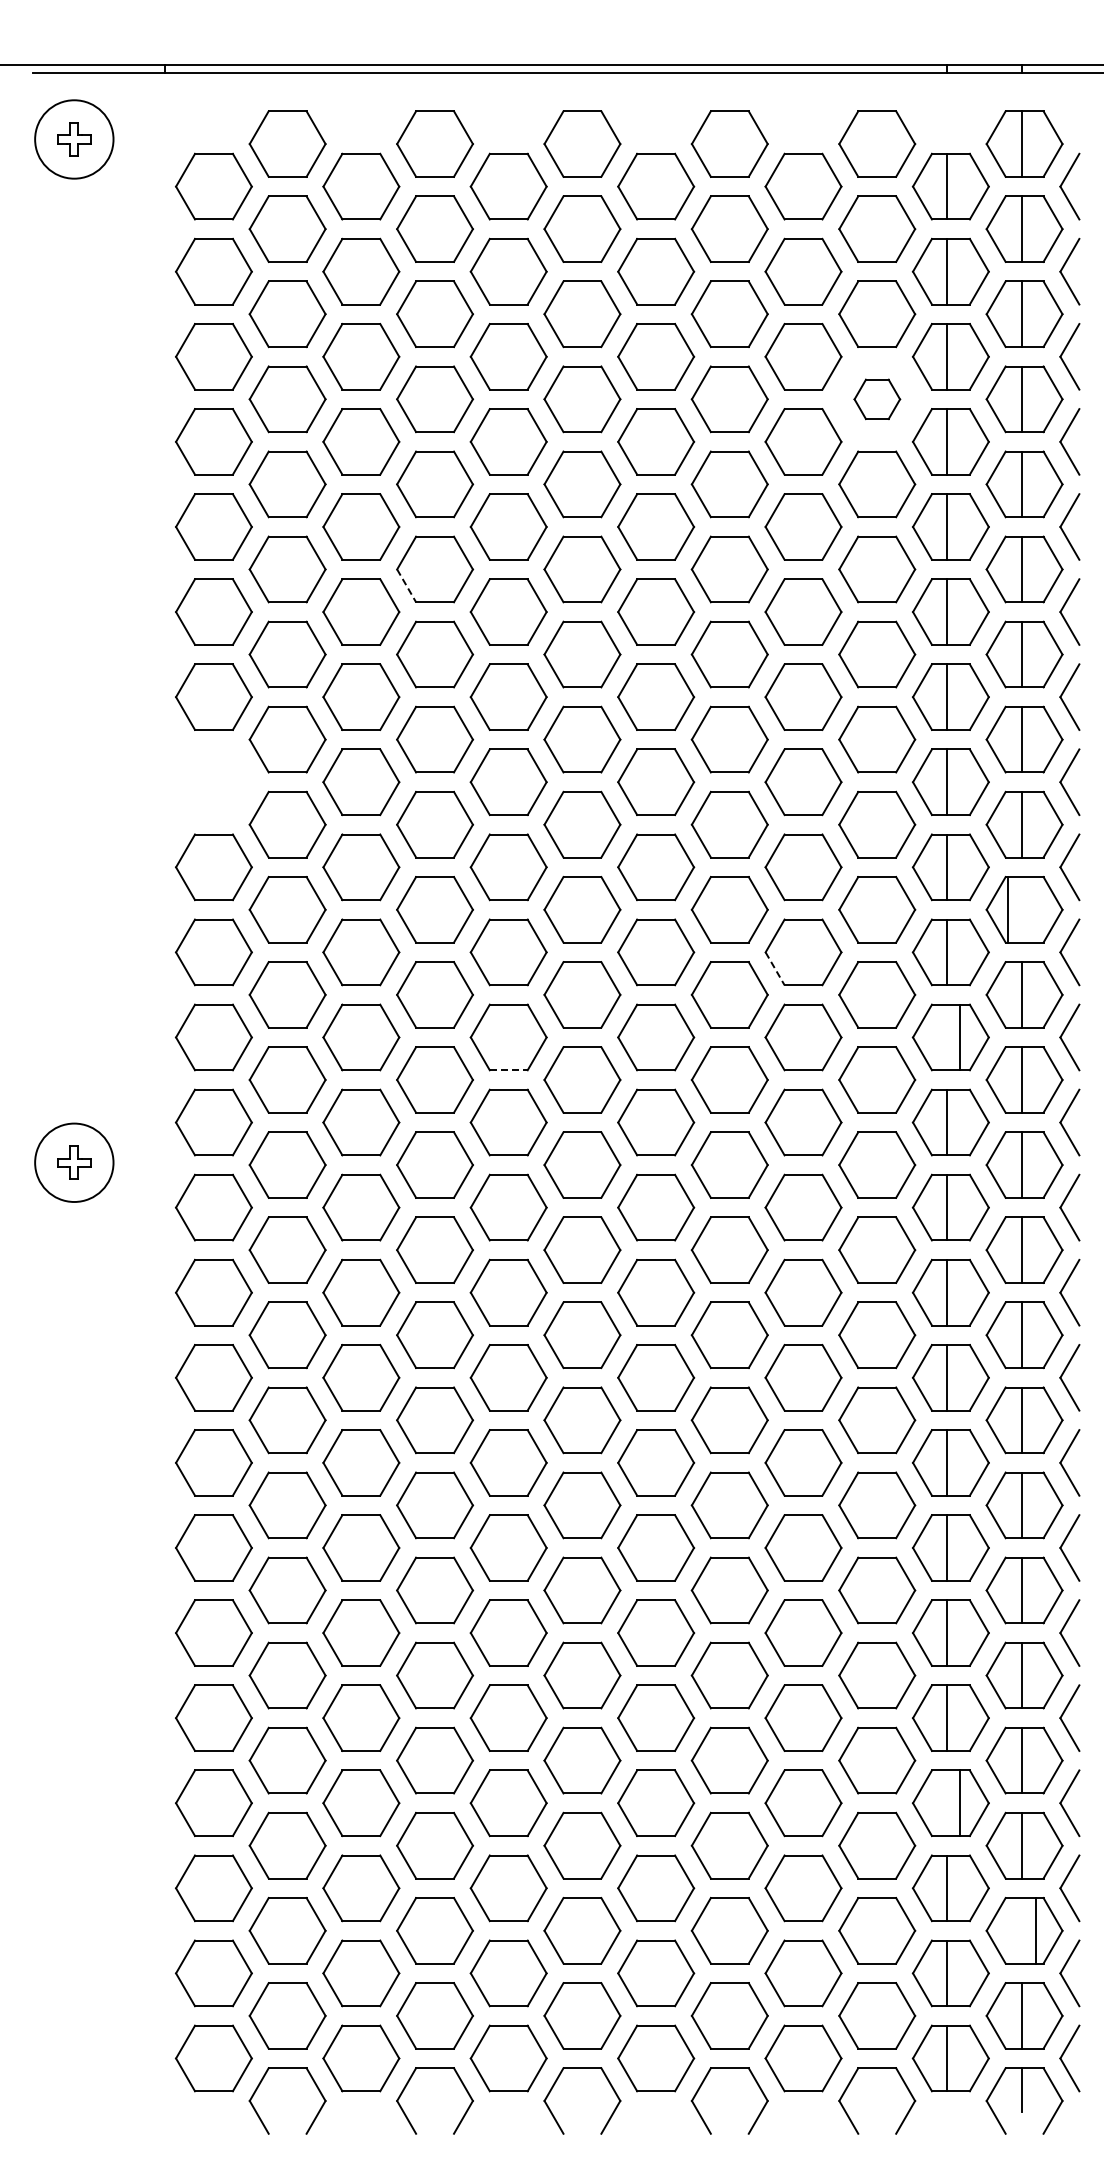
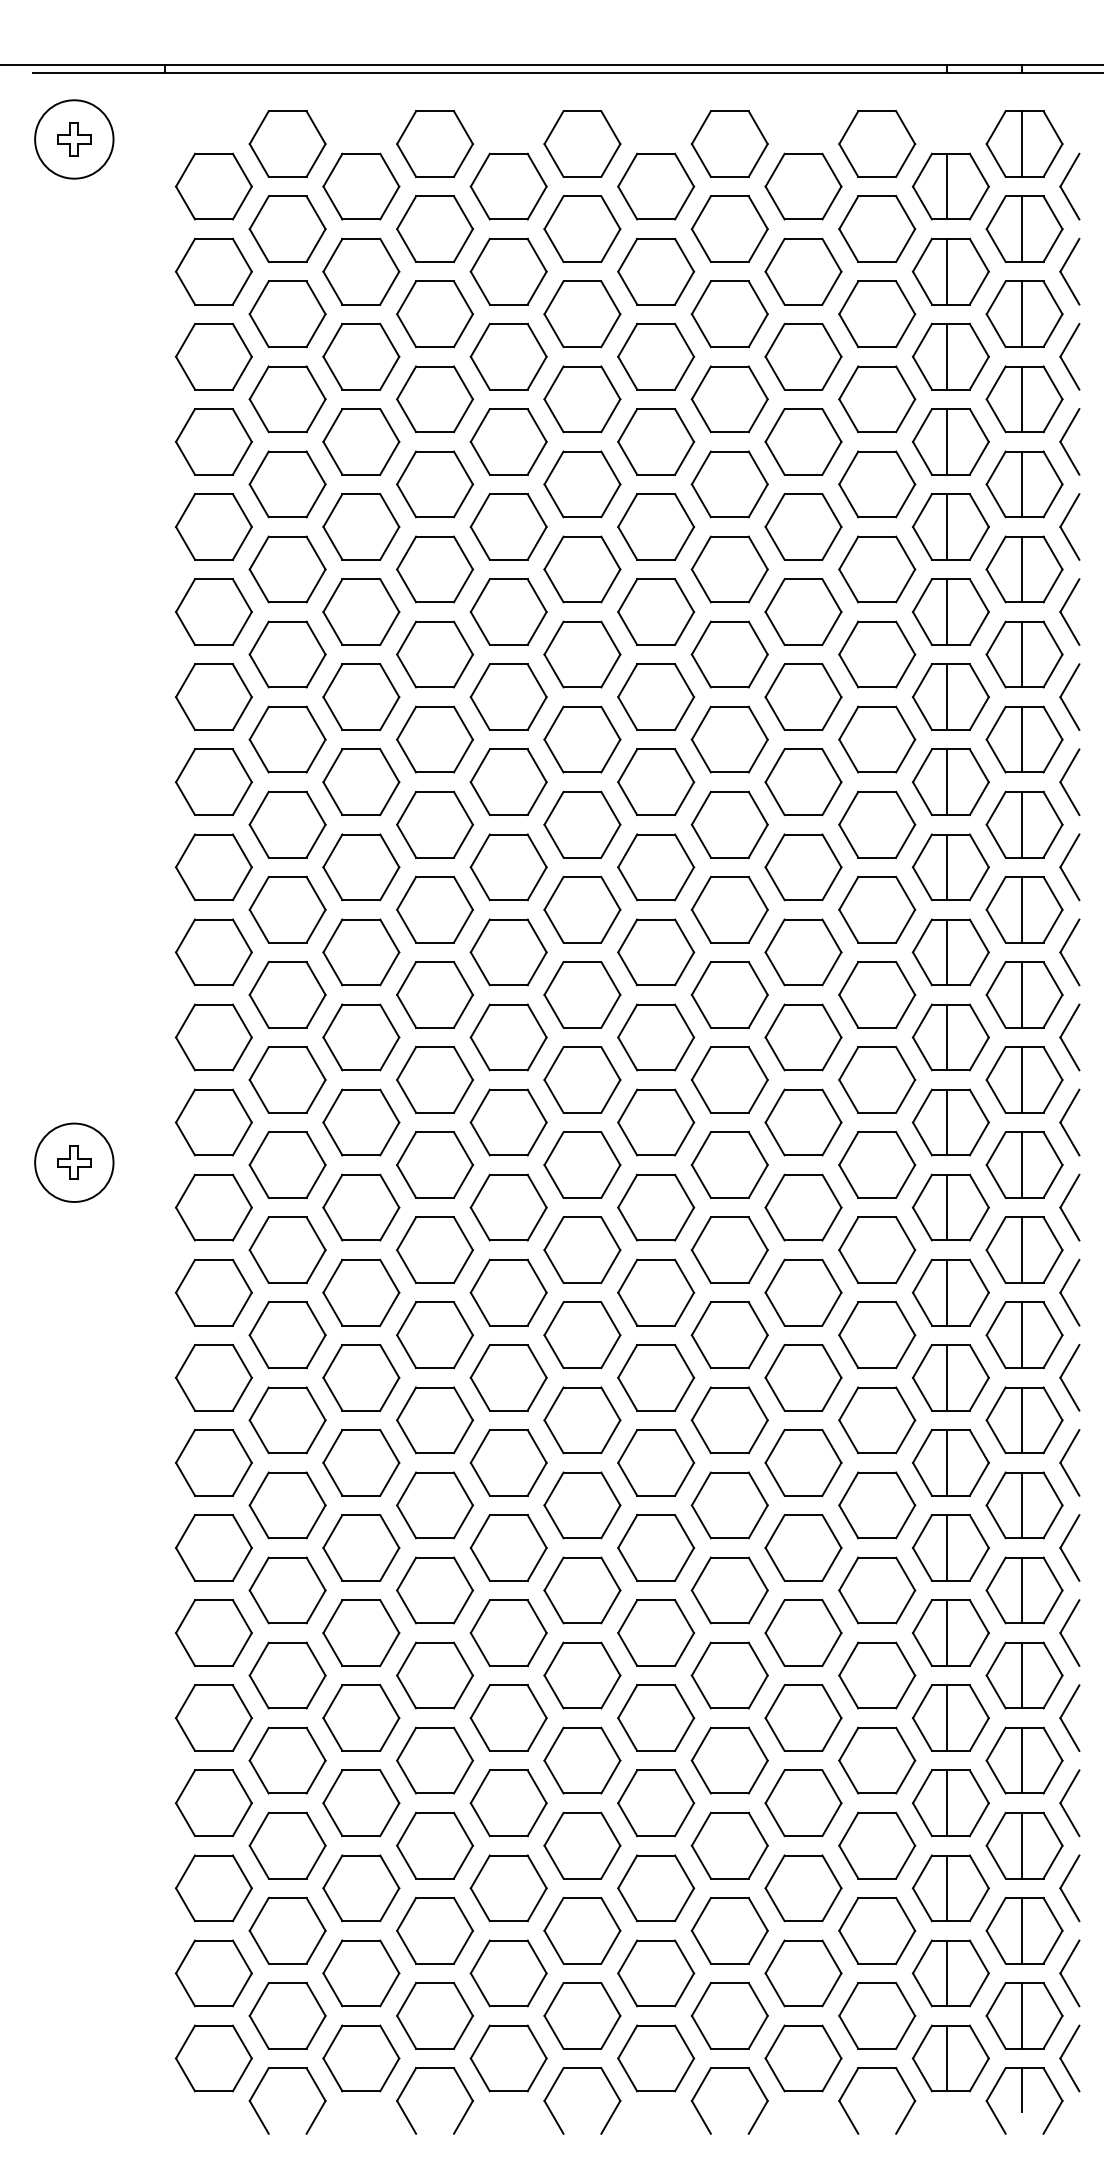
part size: 49x43 px -> 79x69 px (877, 399)
line: dashed -> solid (406, 585)
part: none -> present (213, 781)
line position: (1008, 909) -> (1022, 909) (1022, 909)
line: dashed -> solid (775, 968)
line position: (960, 1037) -> (947, 1037) (947, 1037)
line: dashed -> solid (508, 1070)
line position: (960, 1803) -> (947, 1803) (947, 1803)
line position: (1036, 1930) -> (1022, 1930) (1022, 1930)
